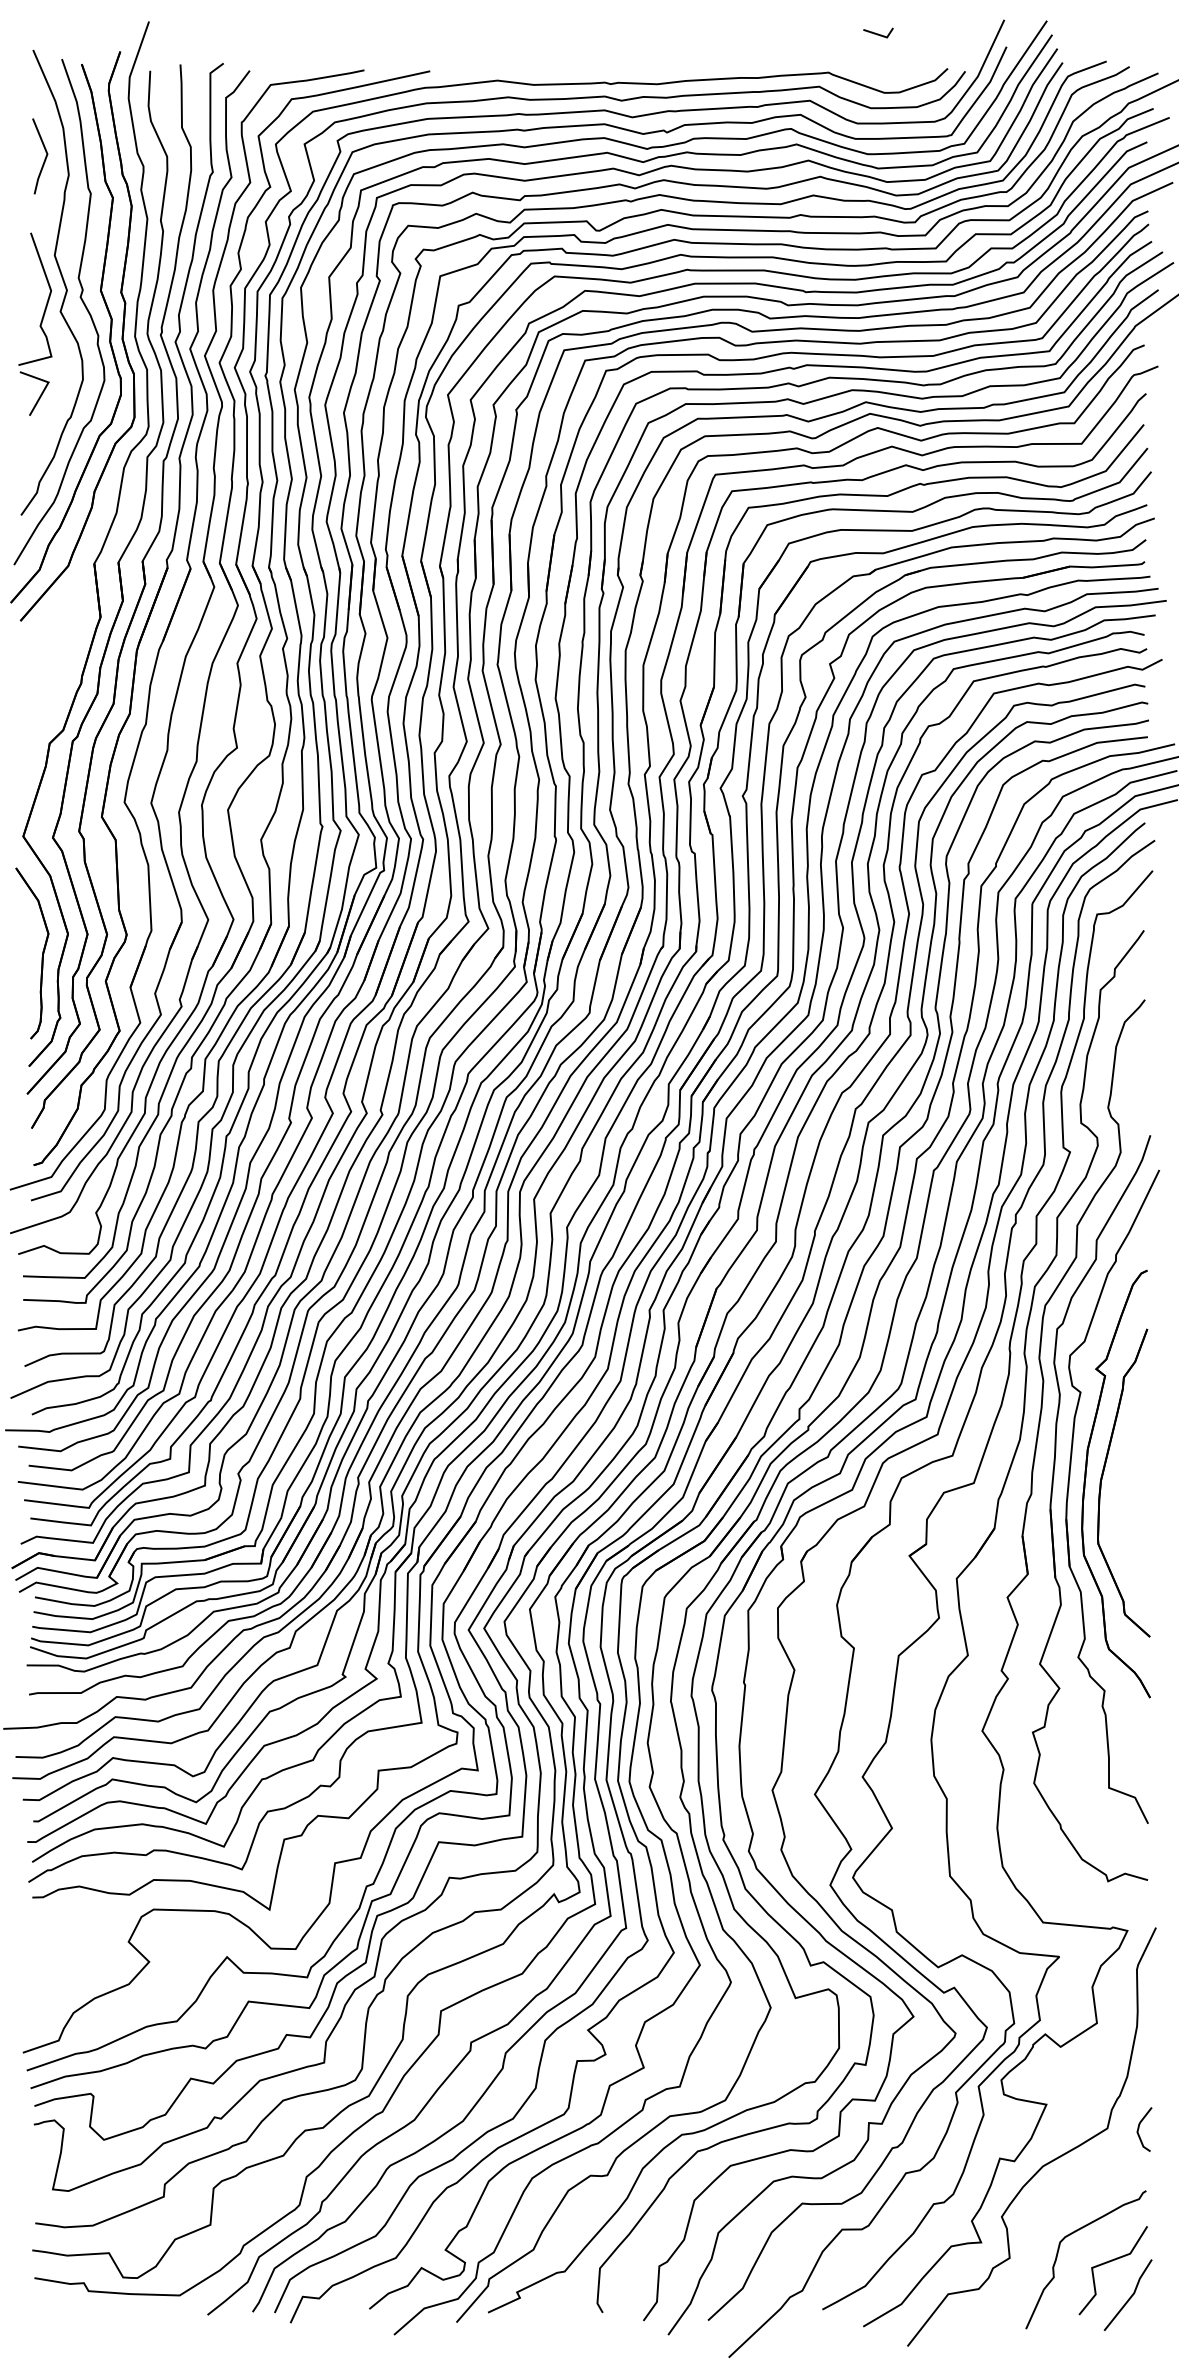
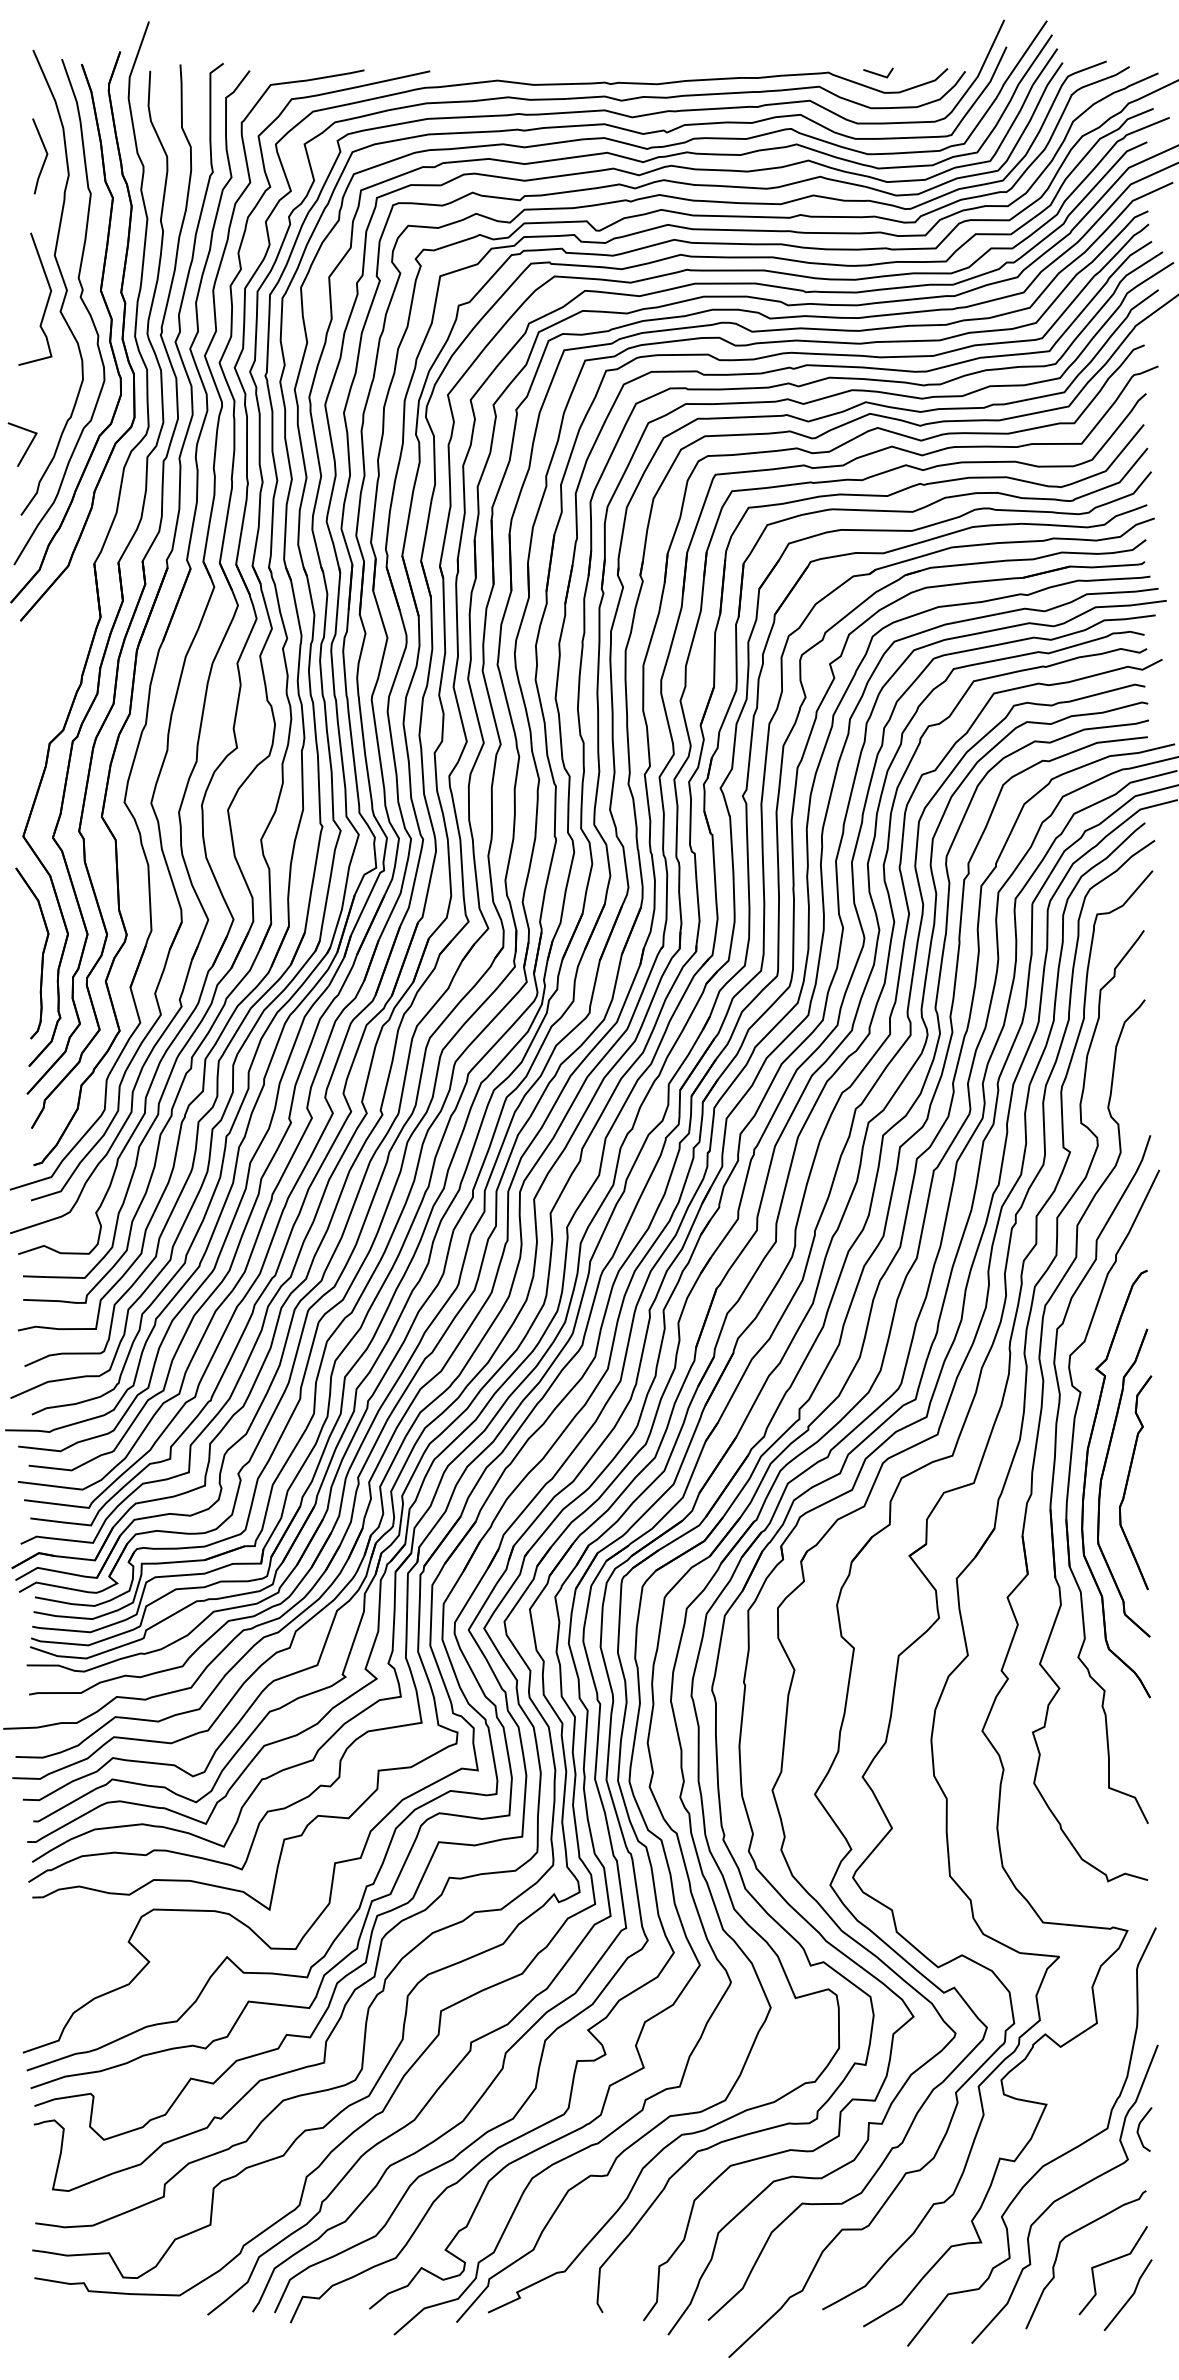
line position: (878, 33) -> (878, 73) (878, 73)
line position: (39, 396) -> (27, 447) (27, 447)
part: none -> present (1128, 1481)
curve: none -> present (1064, 2194)
